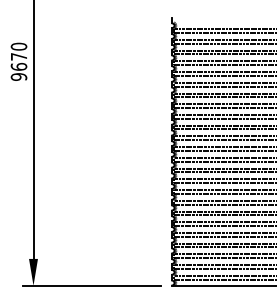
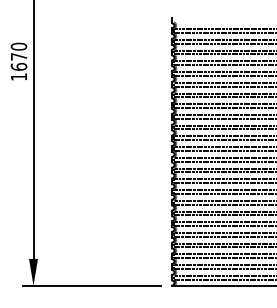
text: 9670 -> 1670 (18, 76)
